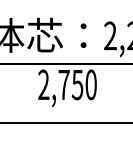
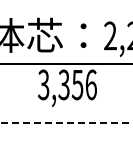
text: 2,750 -> 3,356 (67, 84)
line: solid -> dashed (66, 123)
